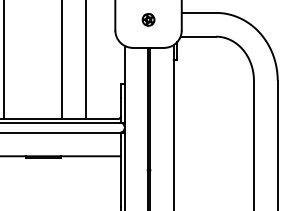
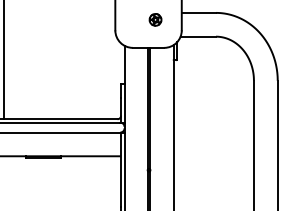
part position: (148, 19) -> (155, 19) (155, 19)
line: present -> none (61, 60)
line: present -> none (85, 60)
